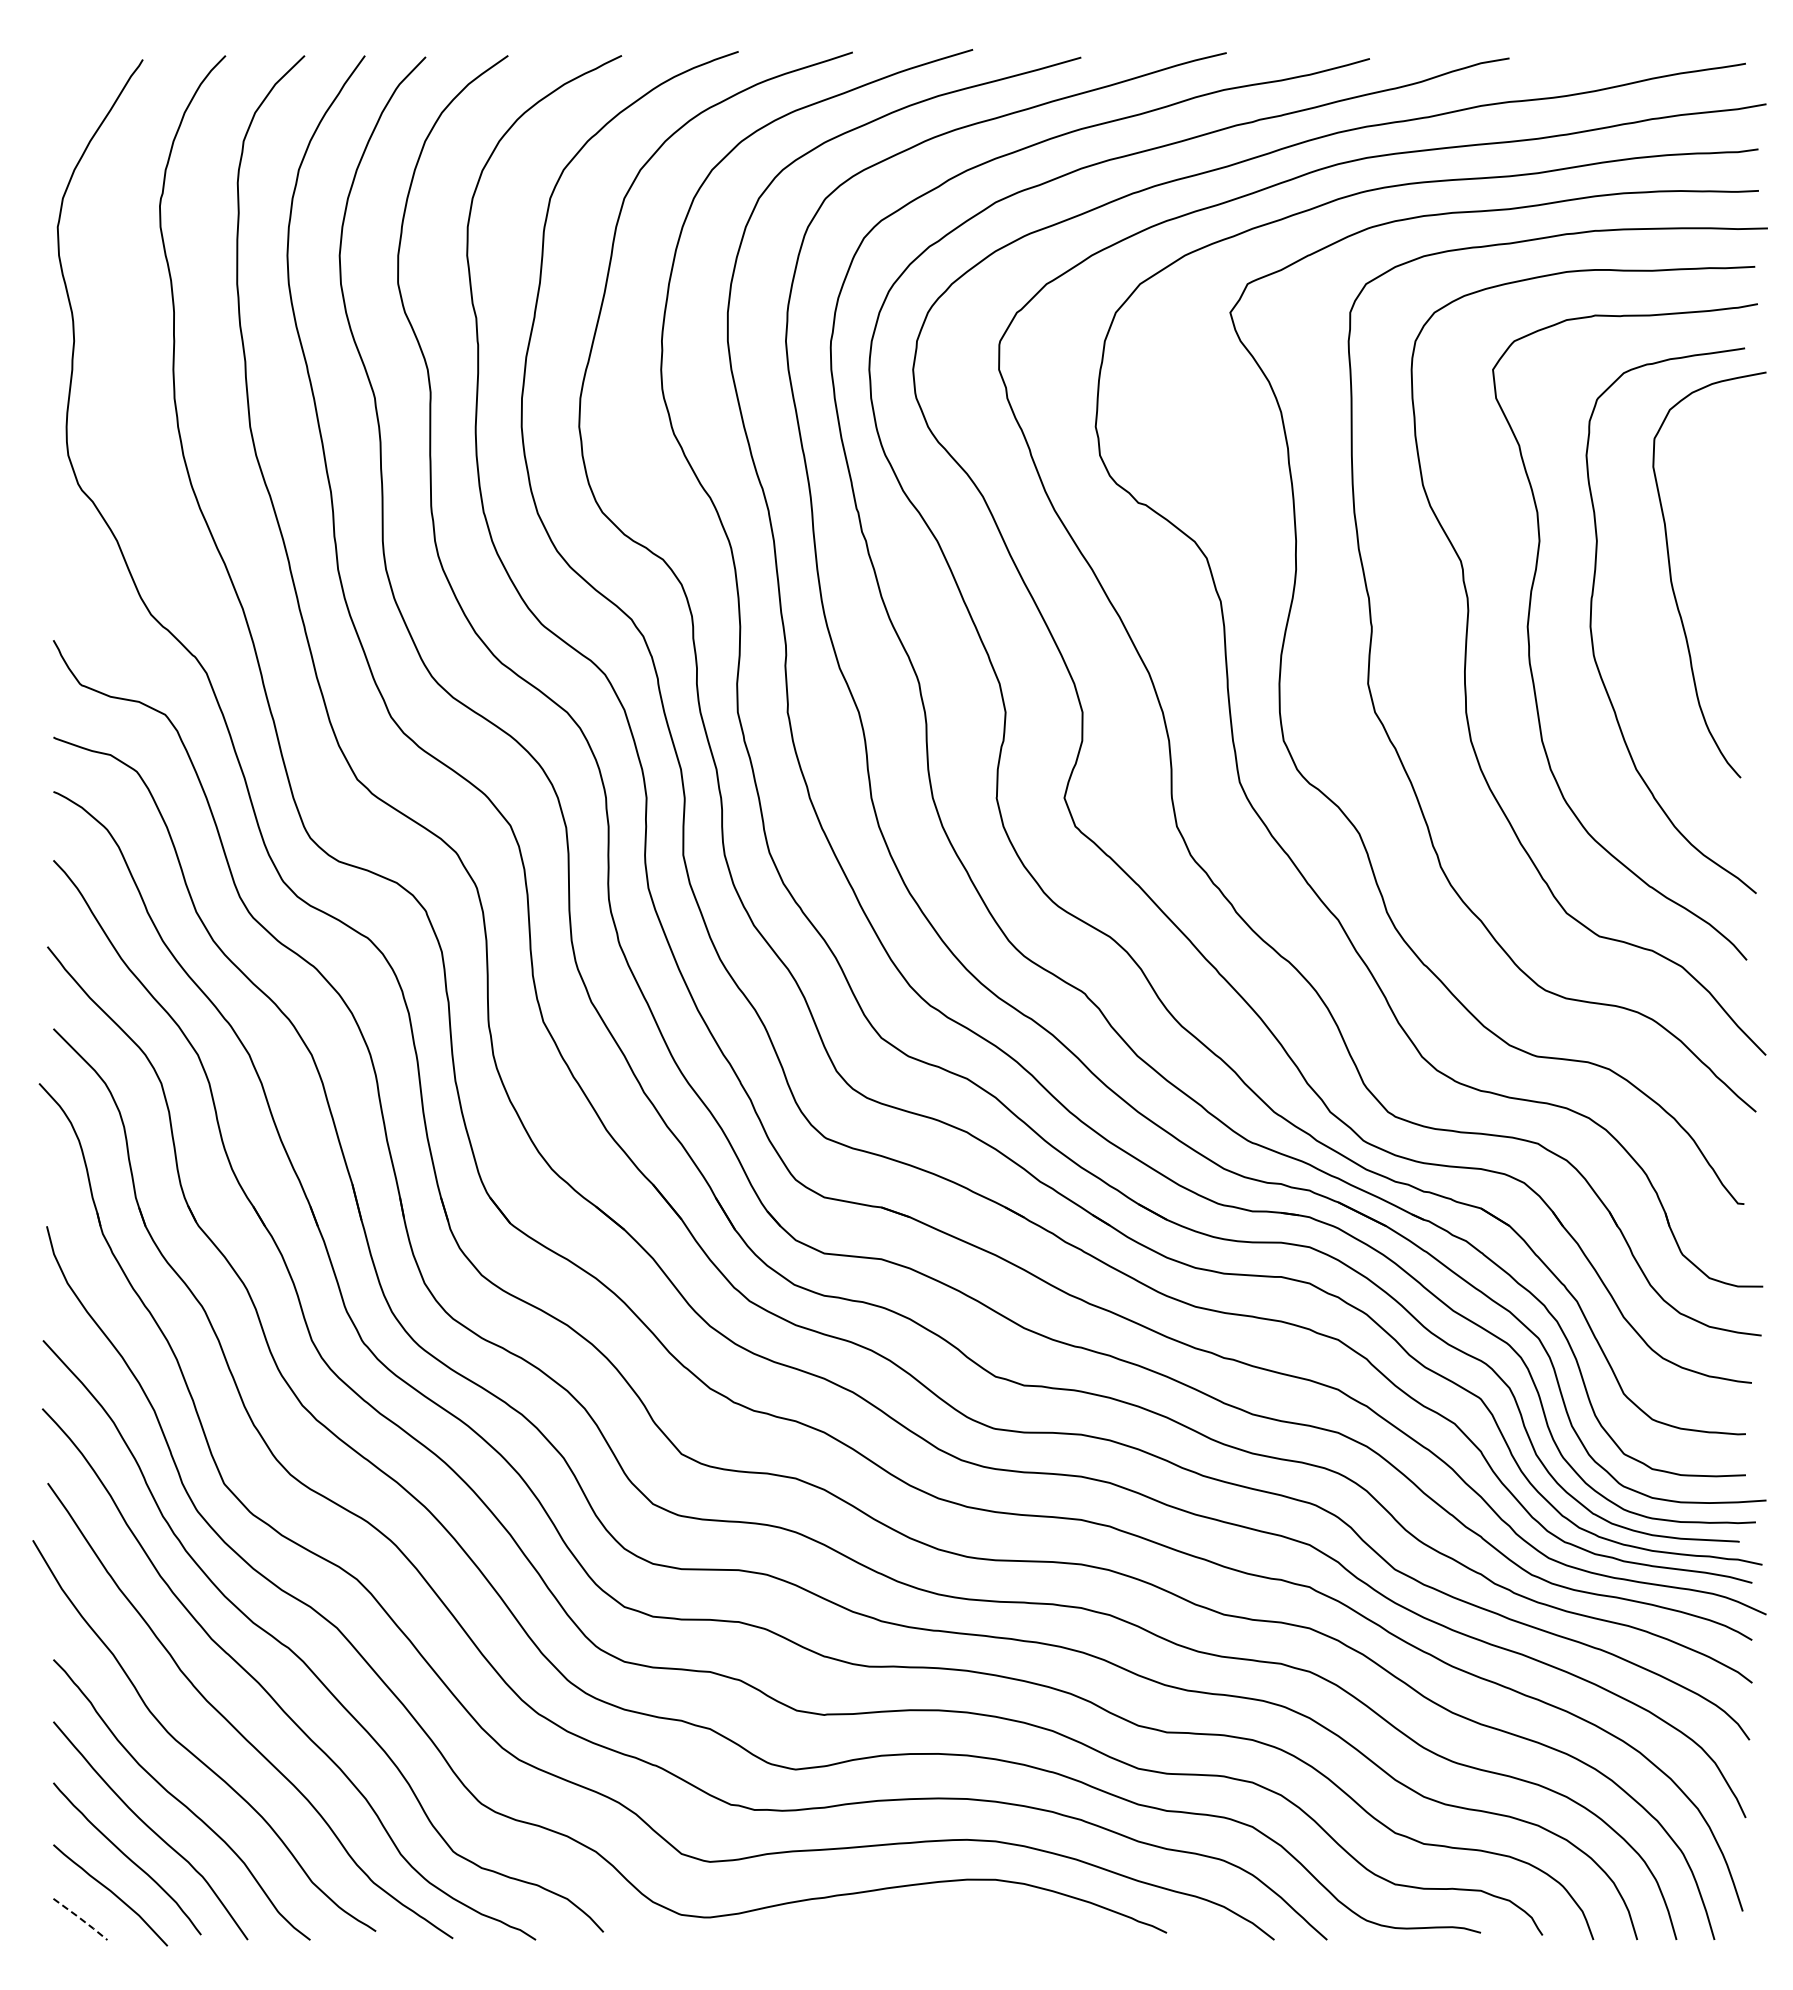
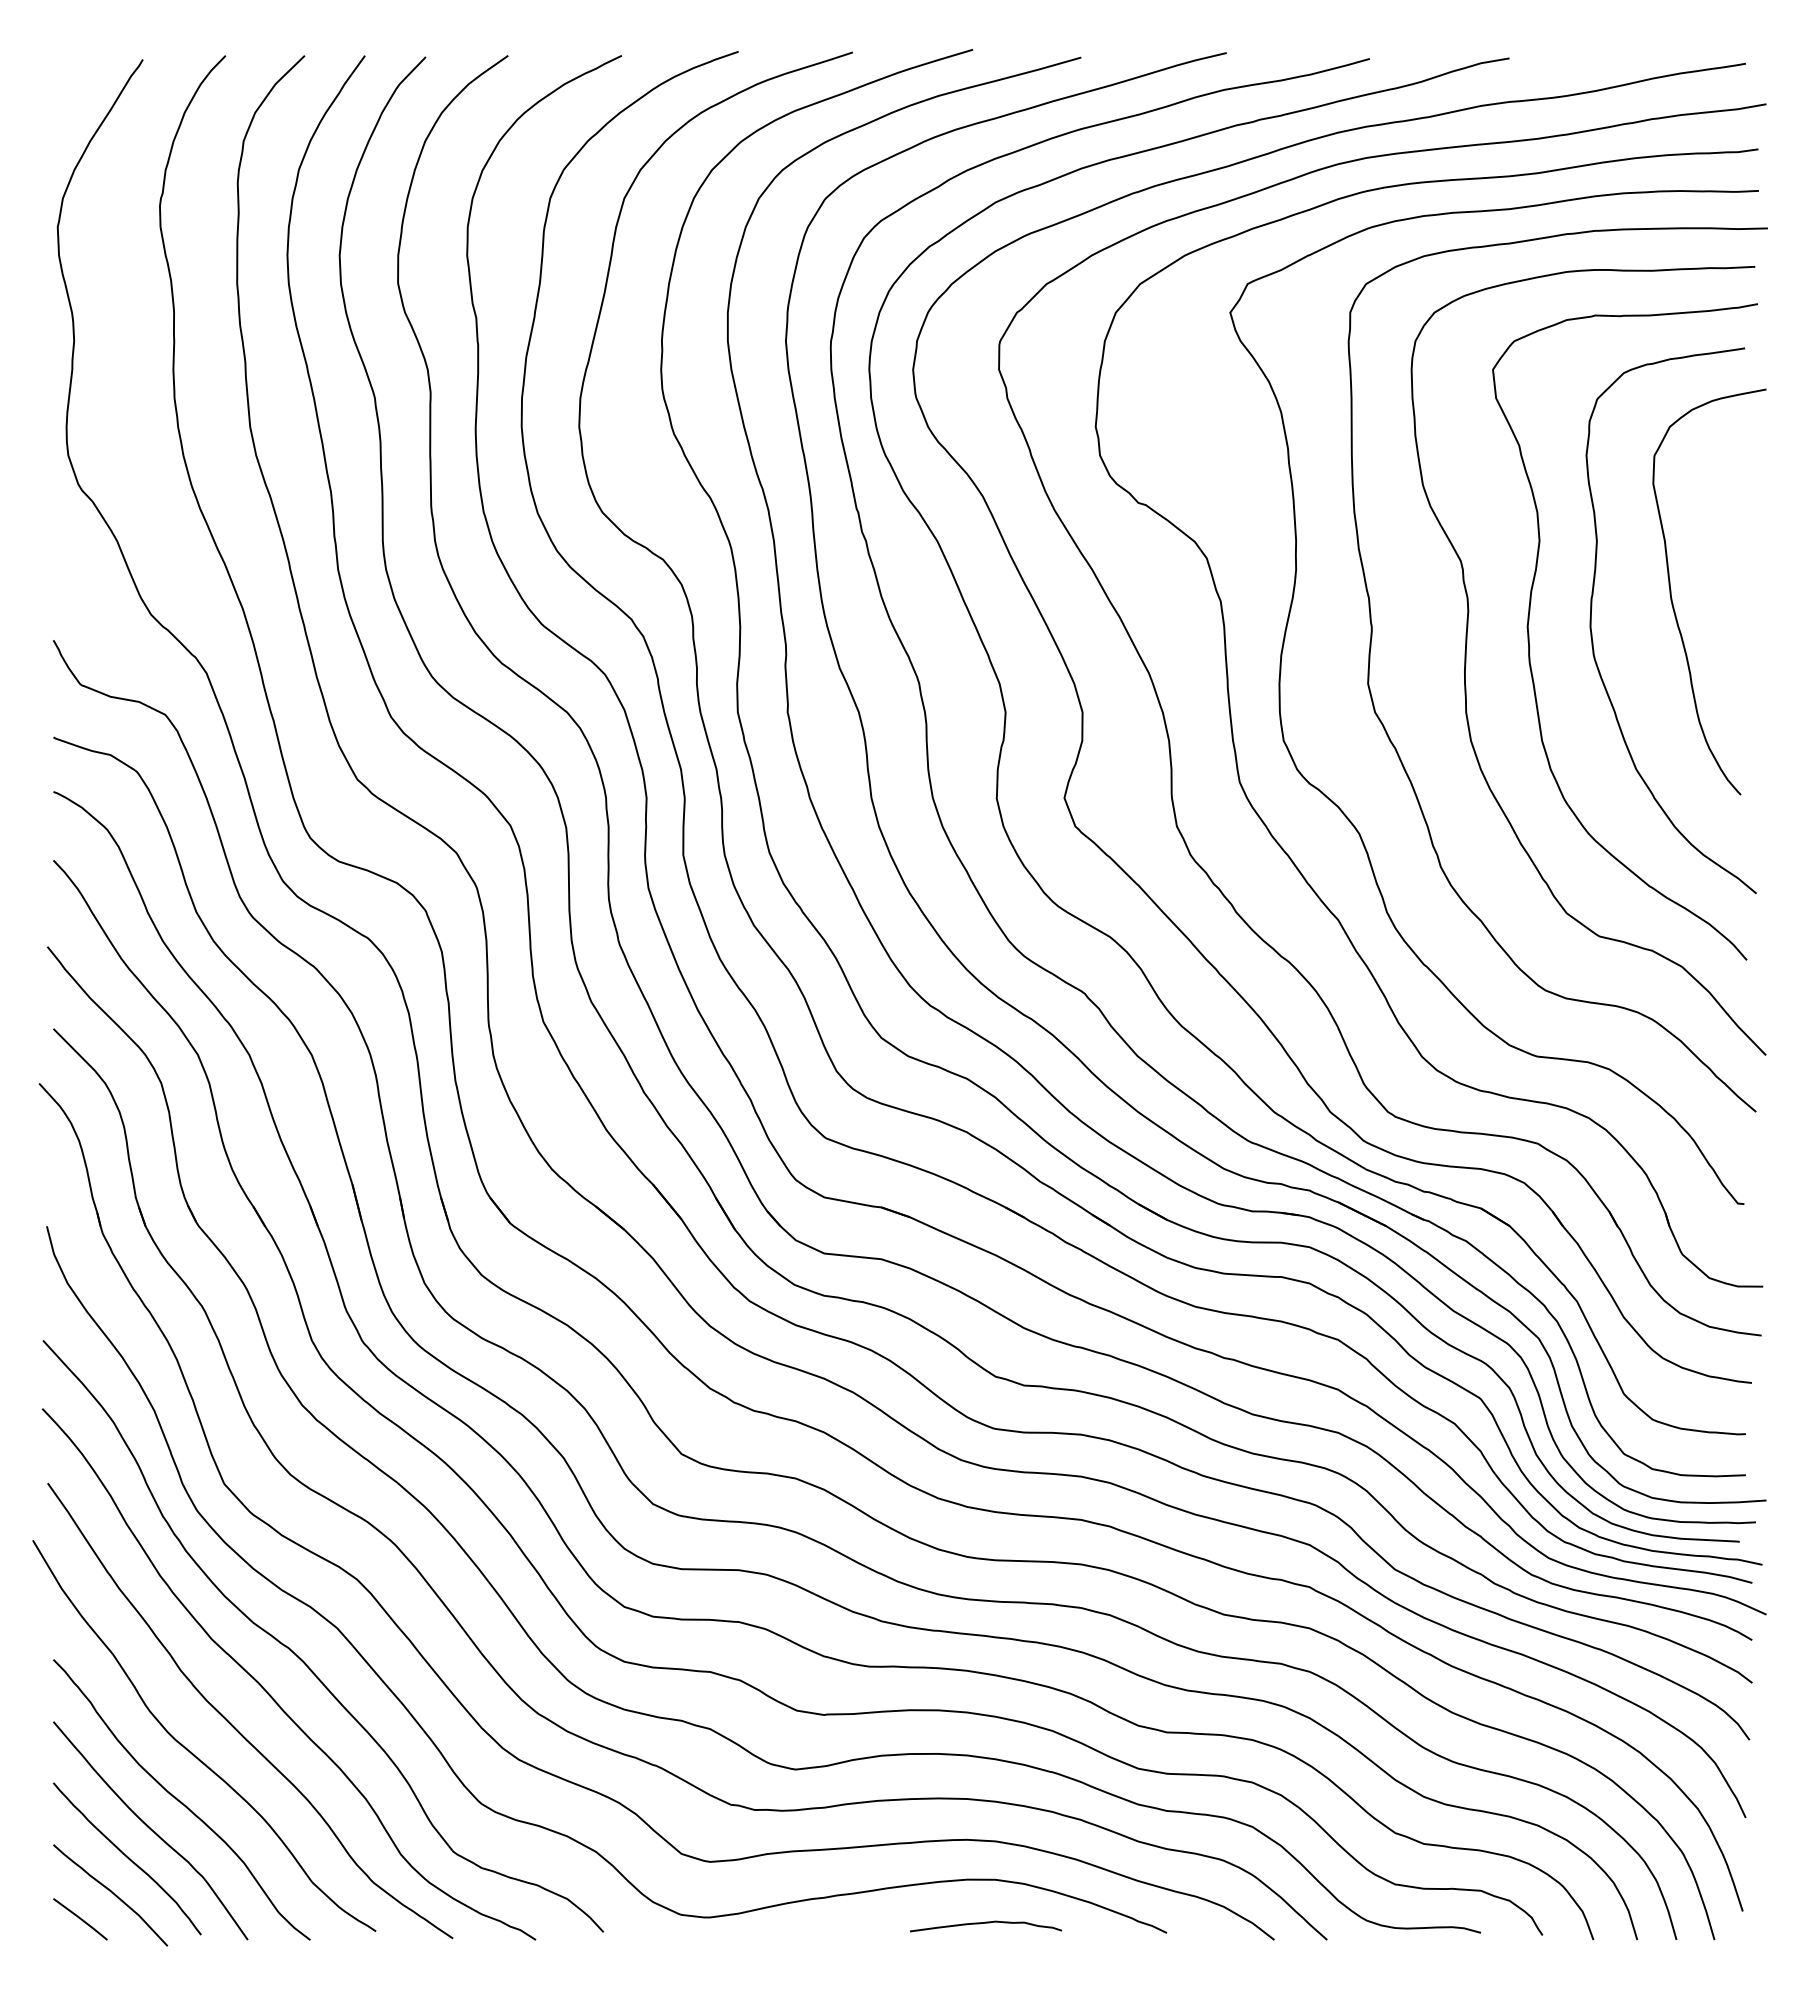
curve position: (1672, 581) -> (1672, 598) (1672, 598)
line: dashed -> solid (81, 1919)
curve: none -> present (986, 1923)
